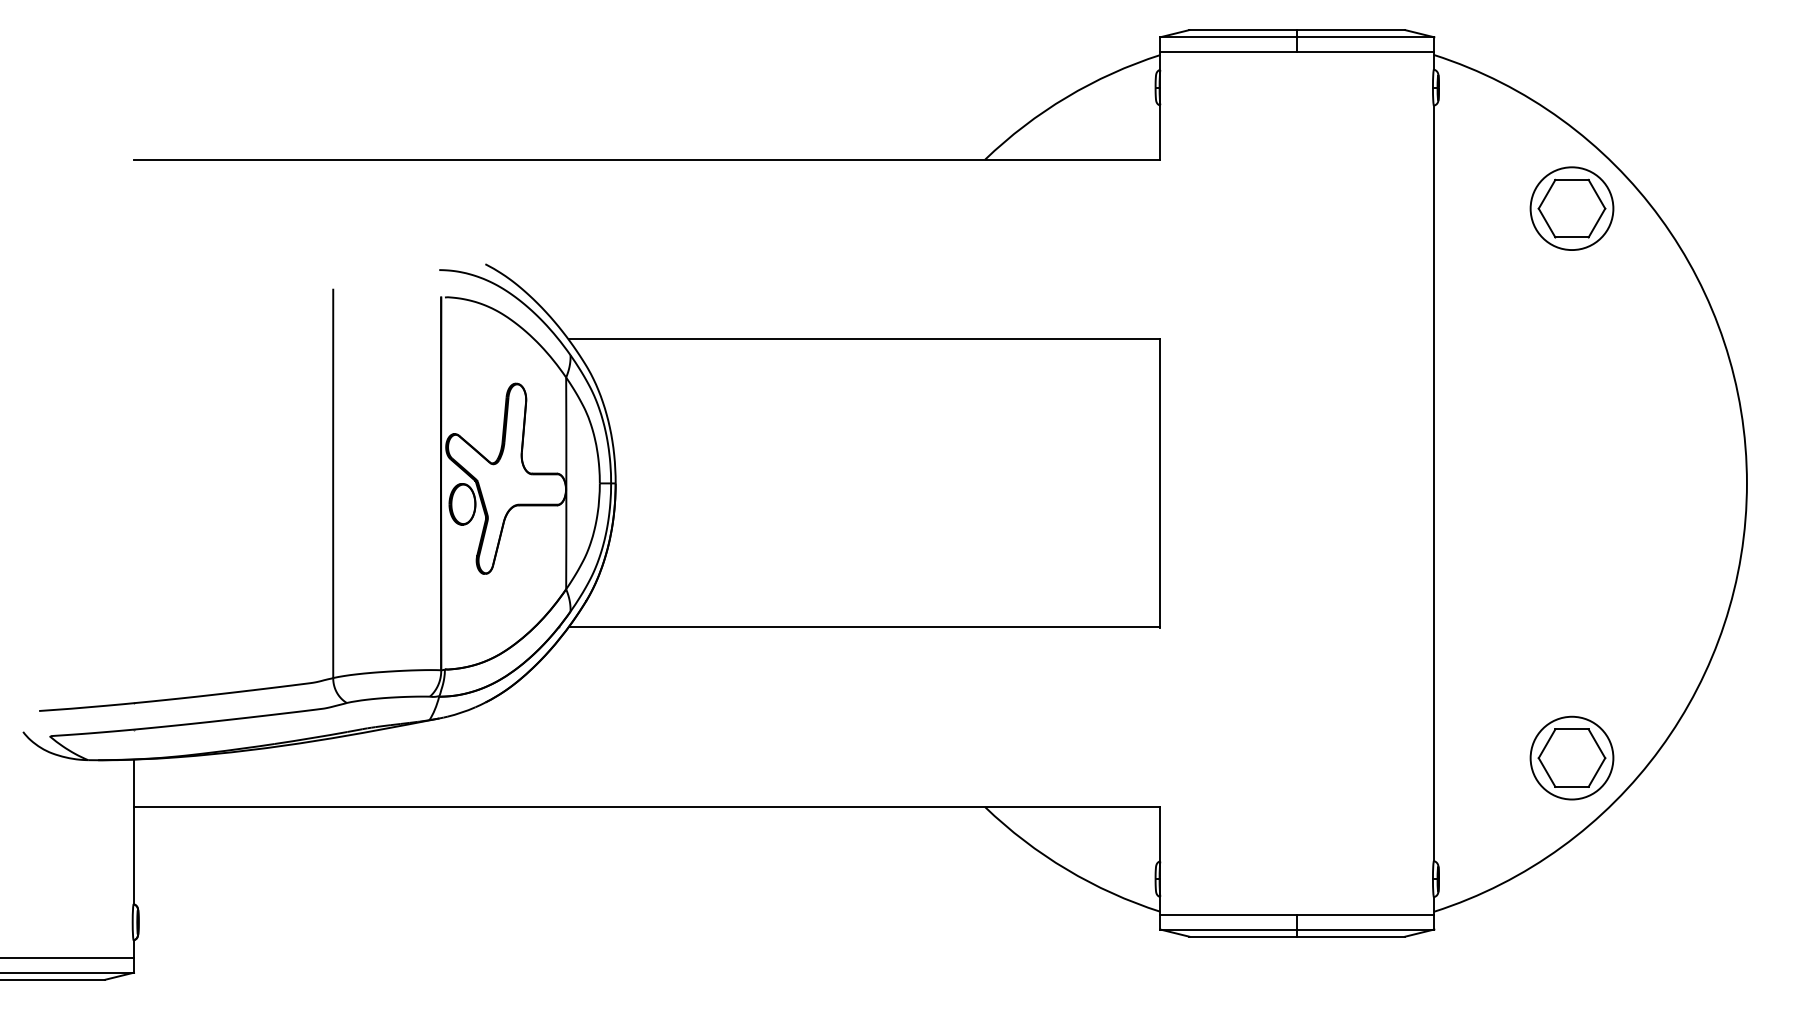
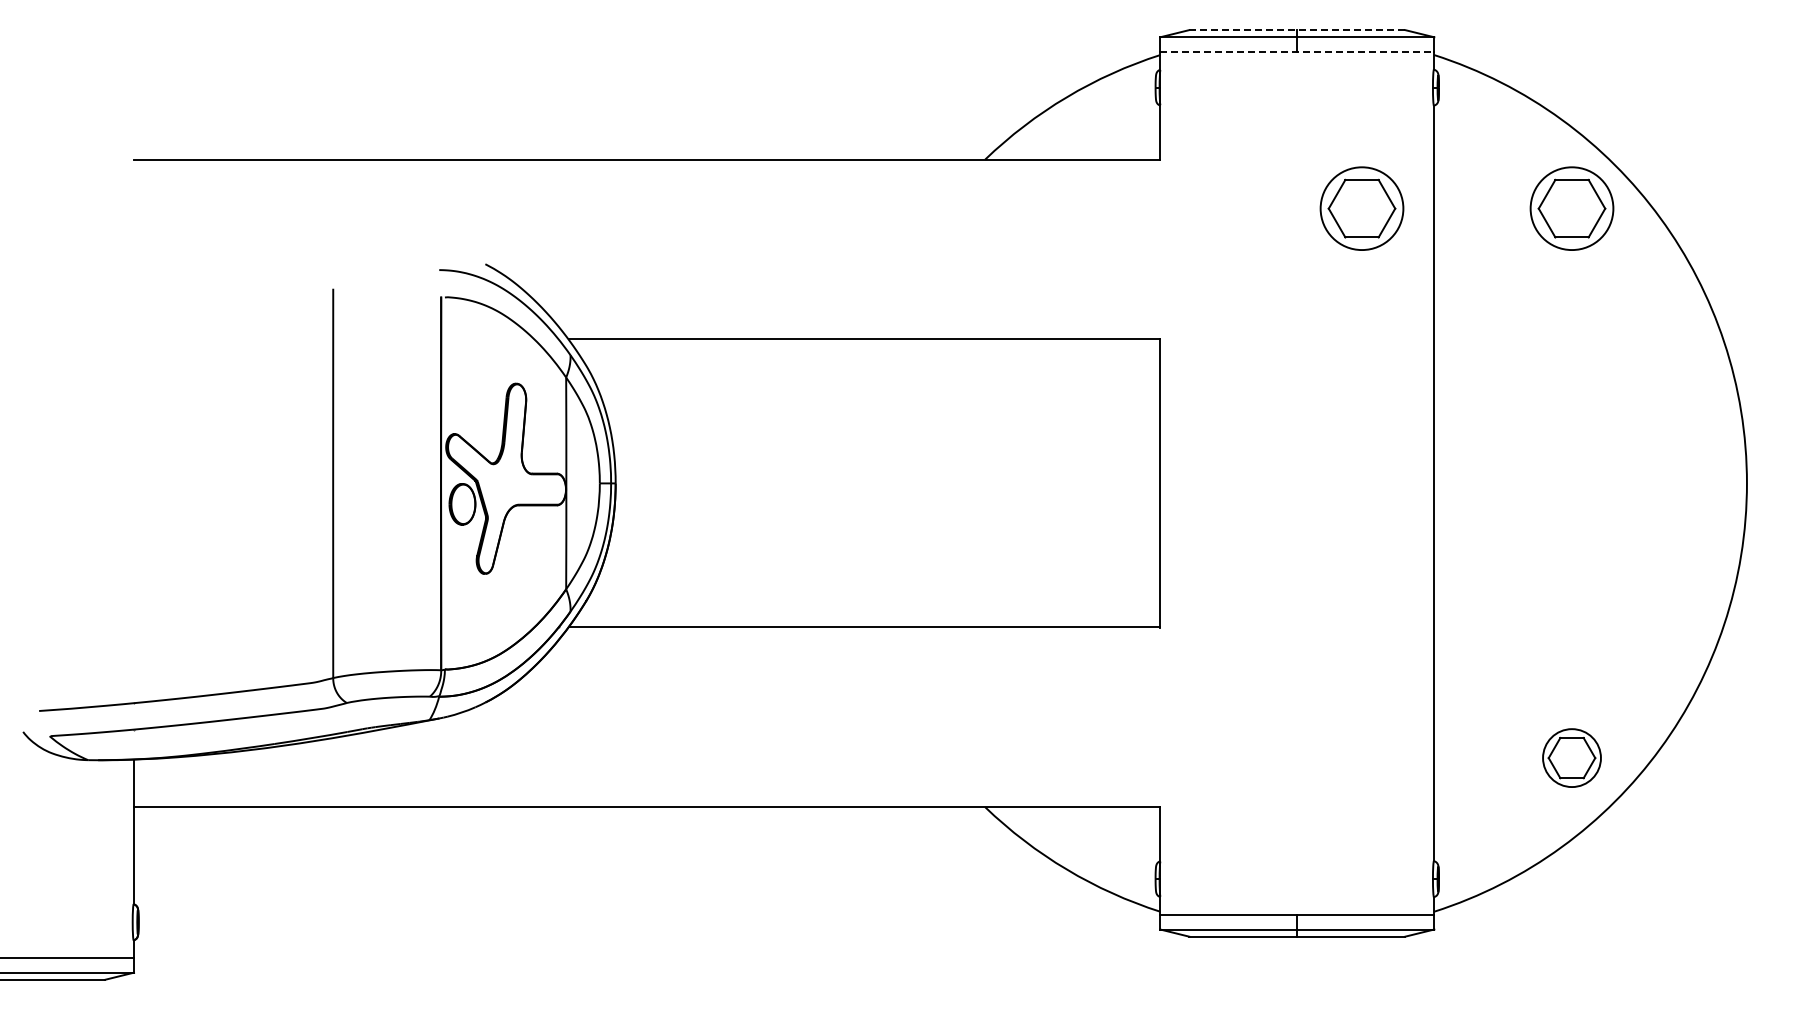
line: solid -> dashed (1297, 30)
line: solid -> dashed (1297, 51)
part: none -> present (1361, 208)
part size: 86x86 px -> 60x60 px (1571, 757)
